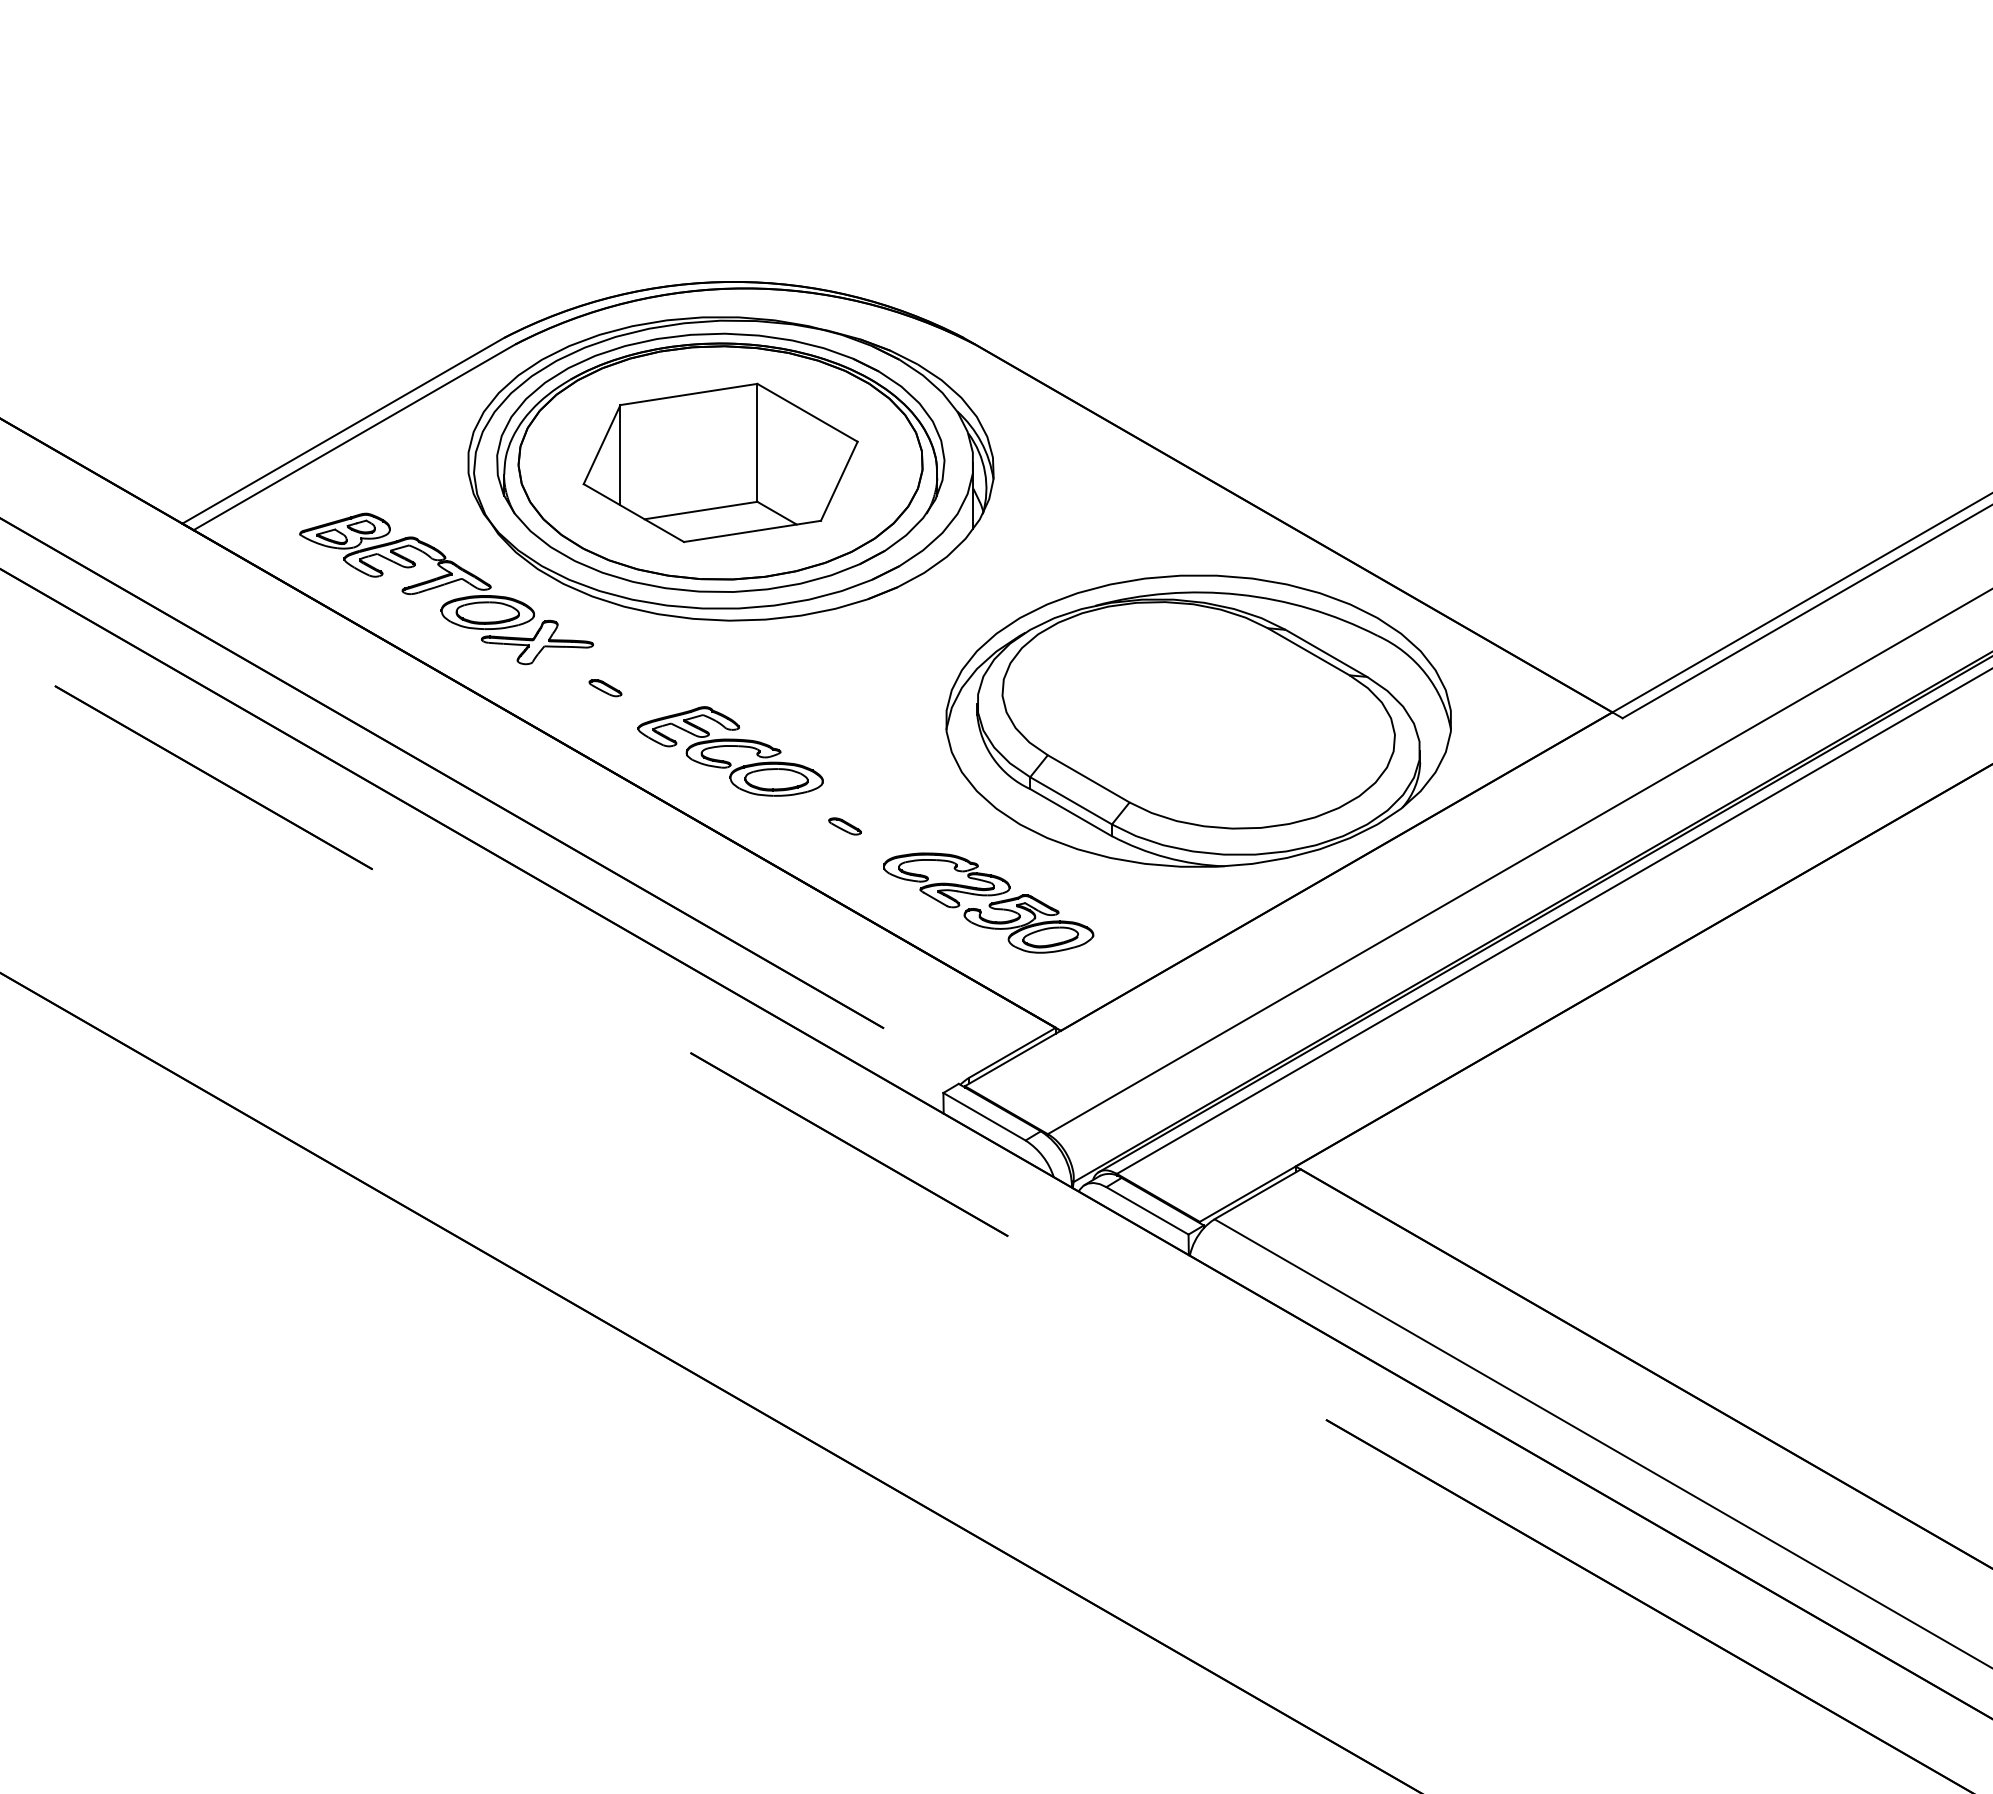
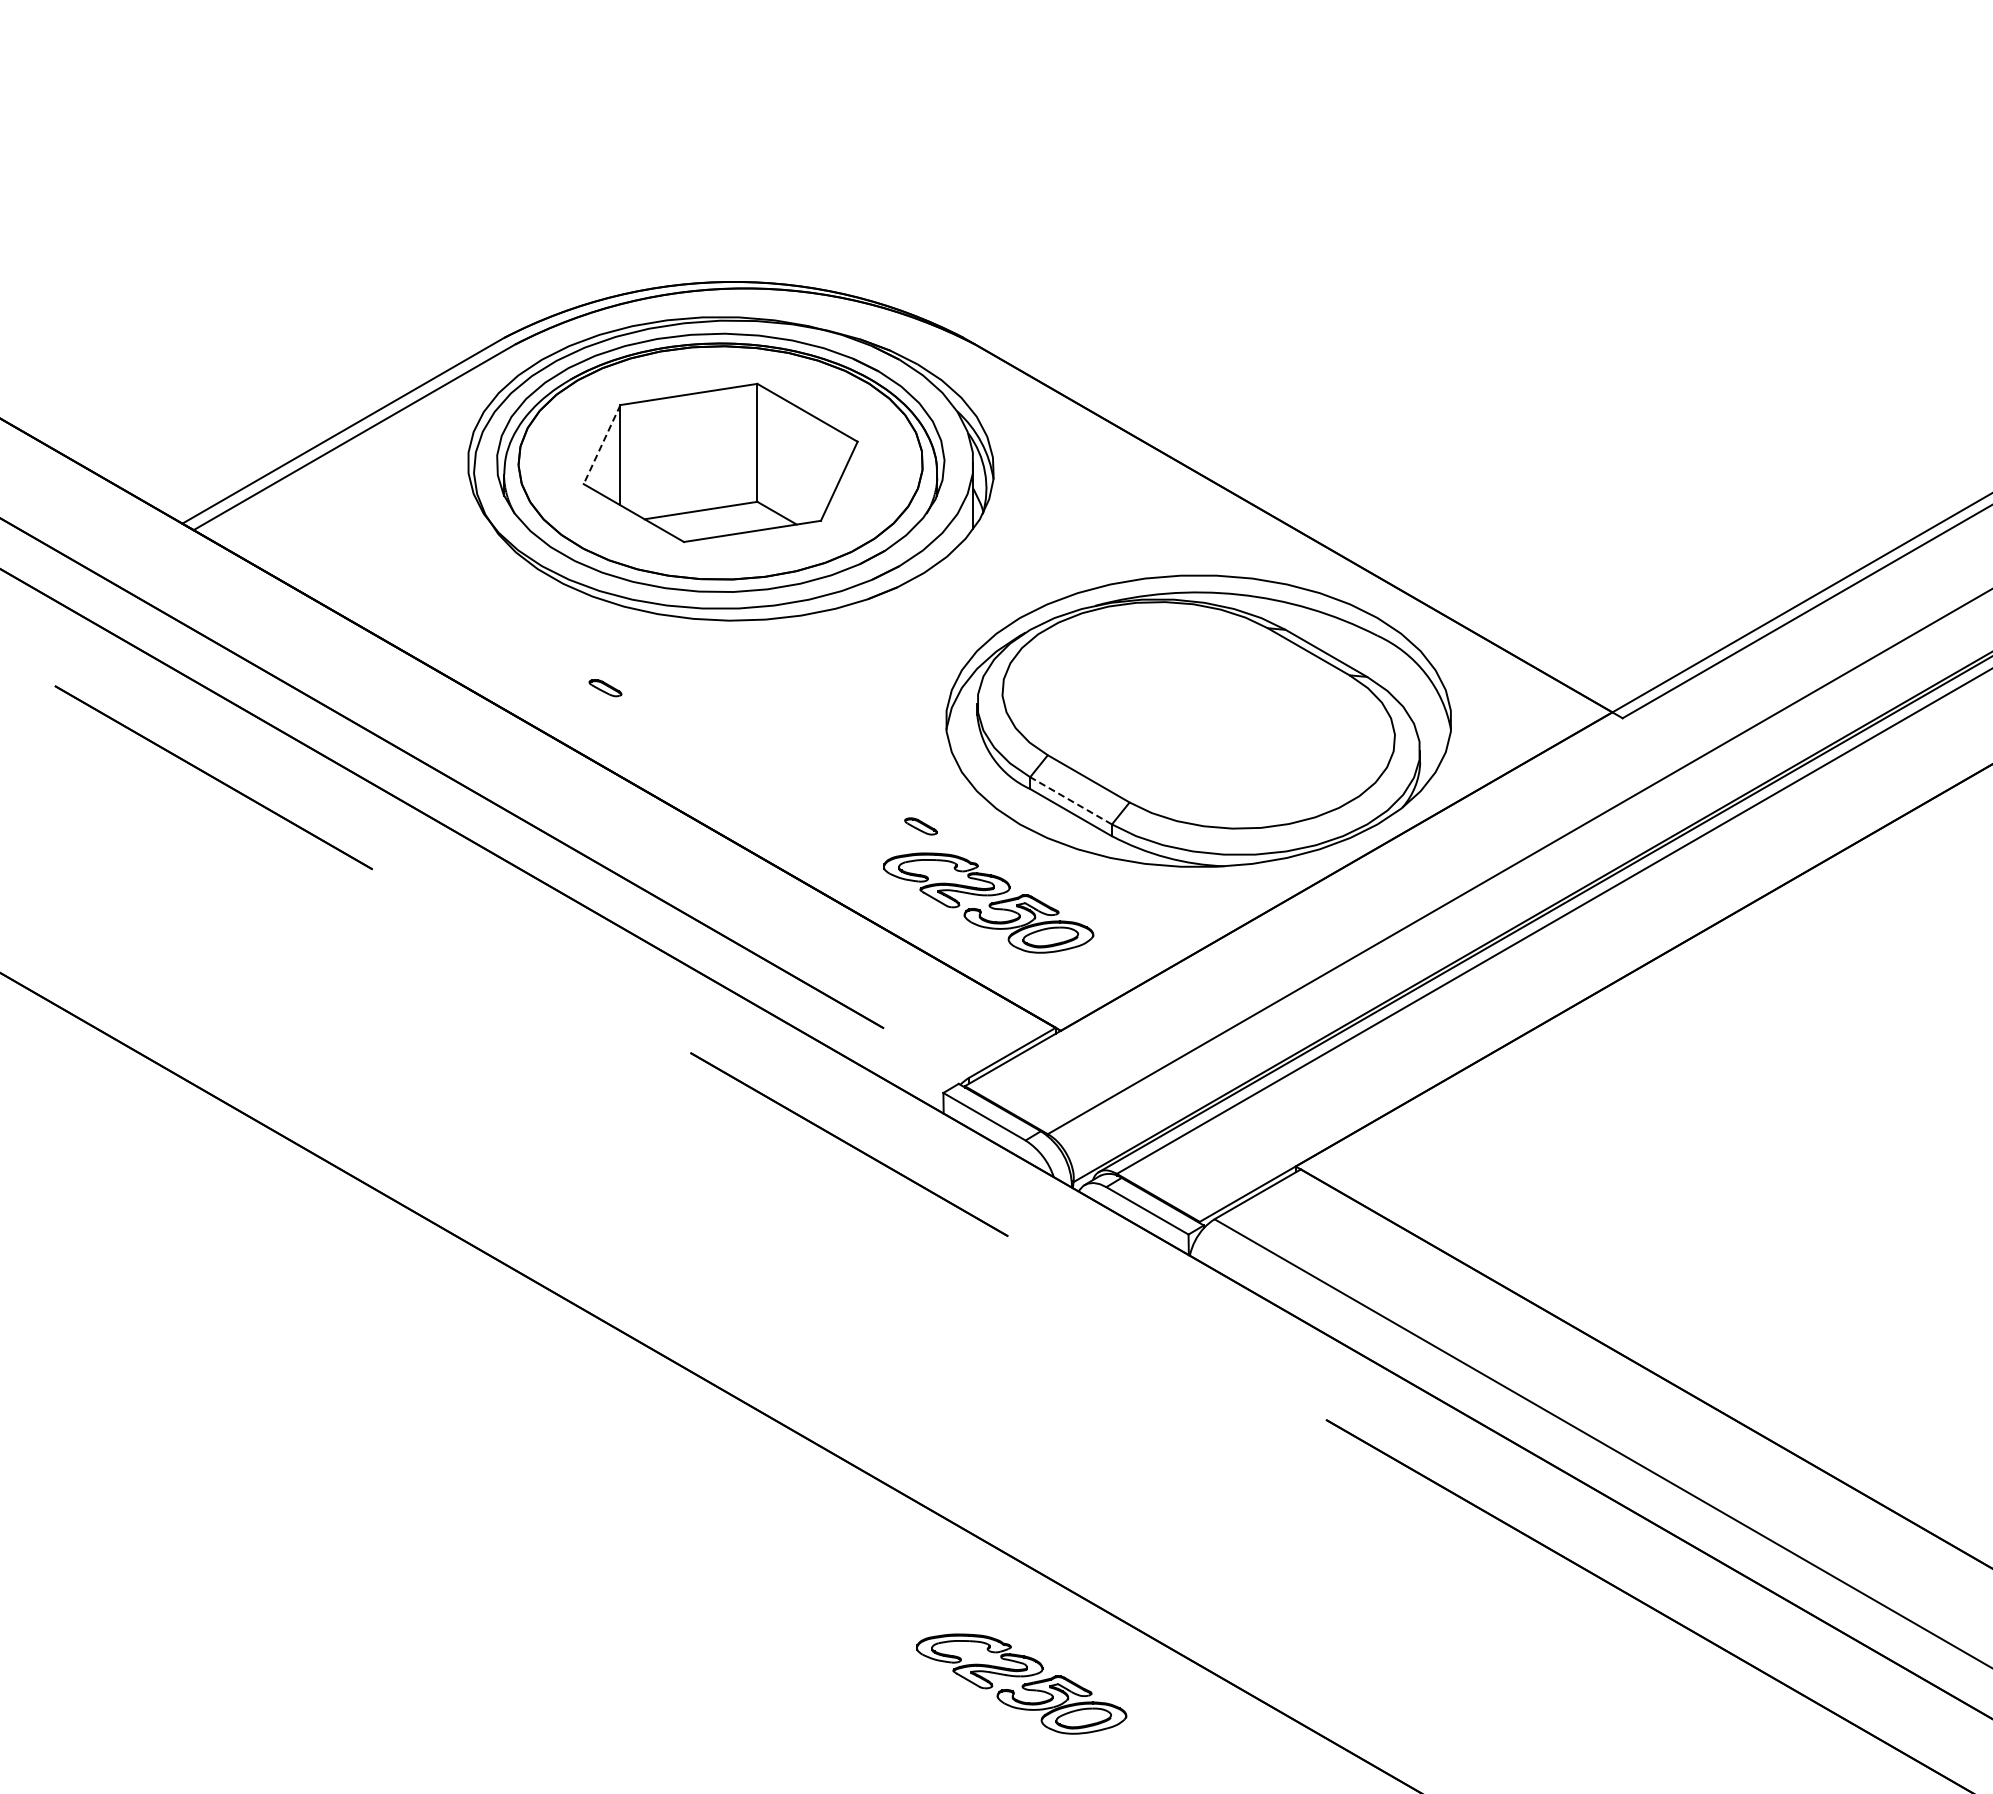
line: solid -> dashed (602, 444)
part: present -> none (446, 588)
part: present -> none (730, 751)
line: solid -> dashed (1070, 800)
part position: (844, 826) -> (920, 826) (920, 826)
part: none -> present (1021, 1683)
